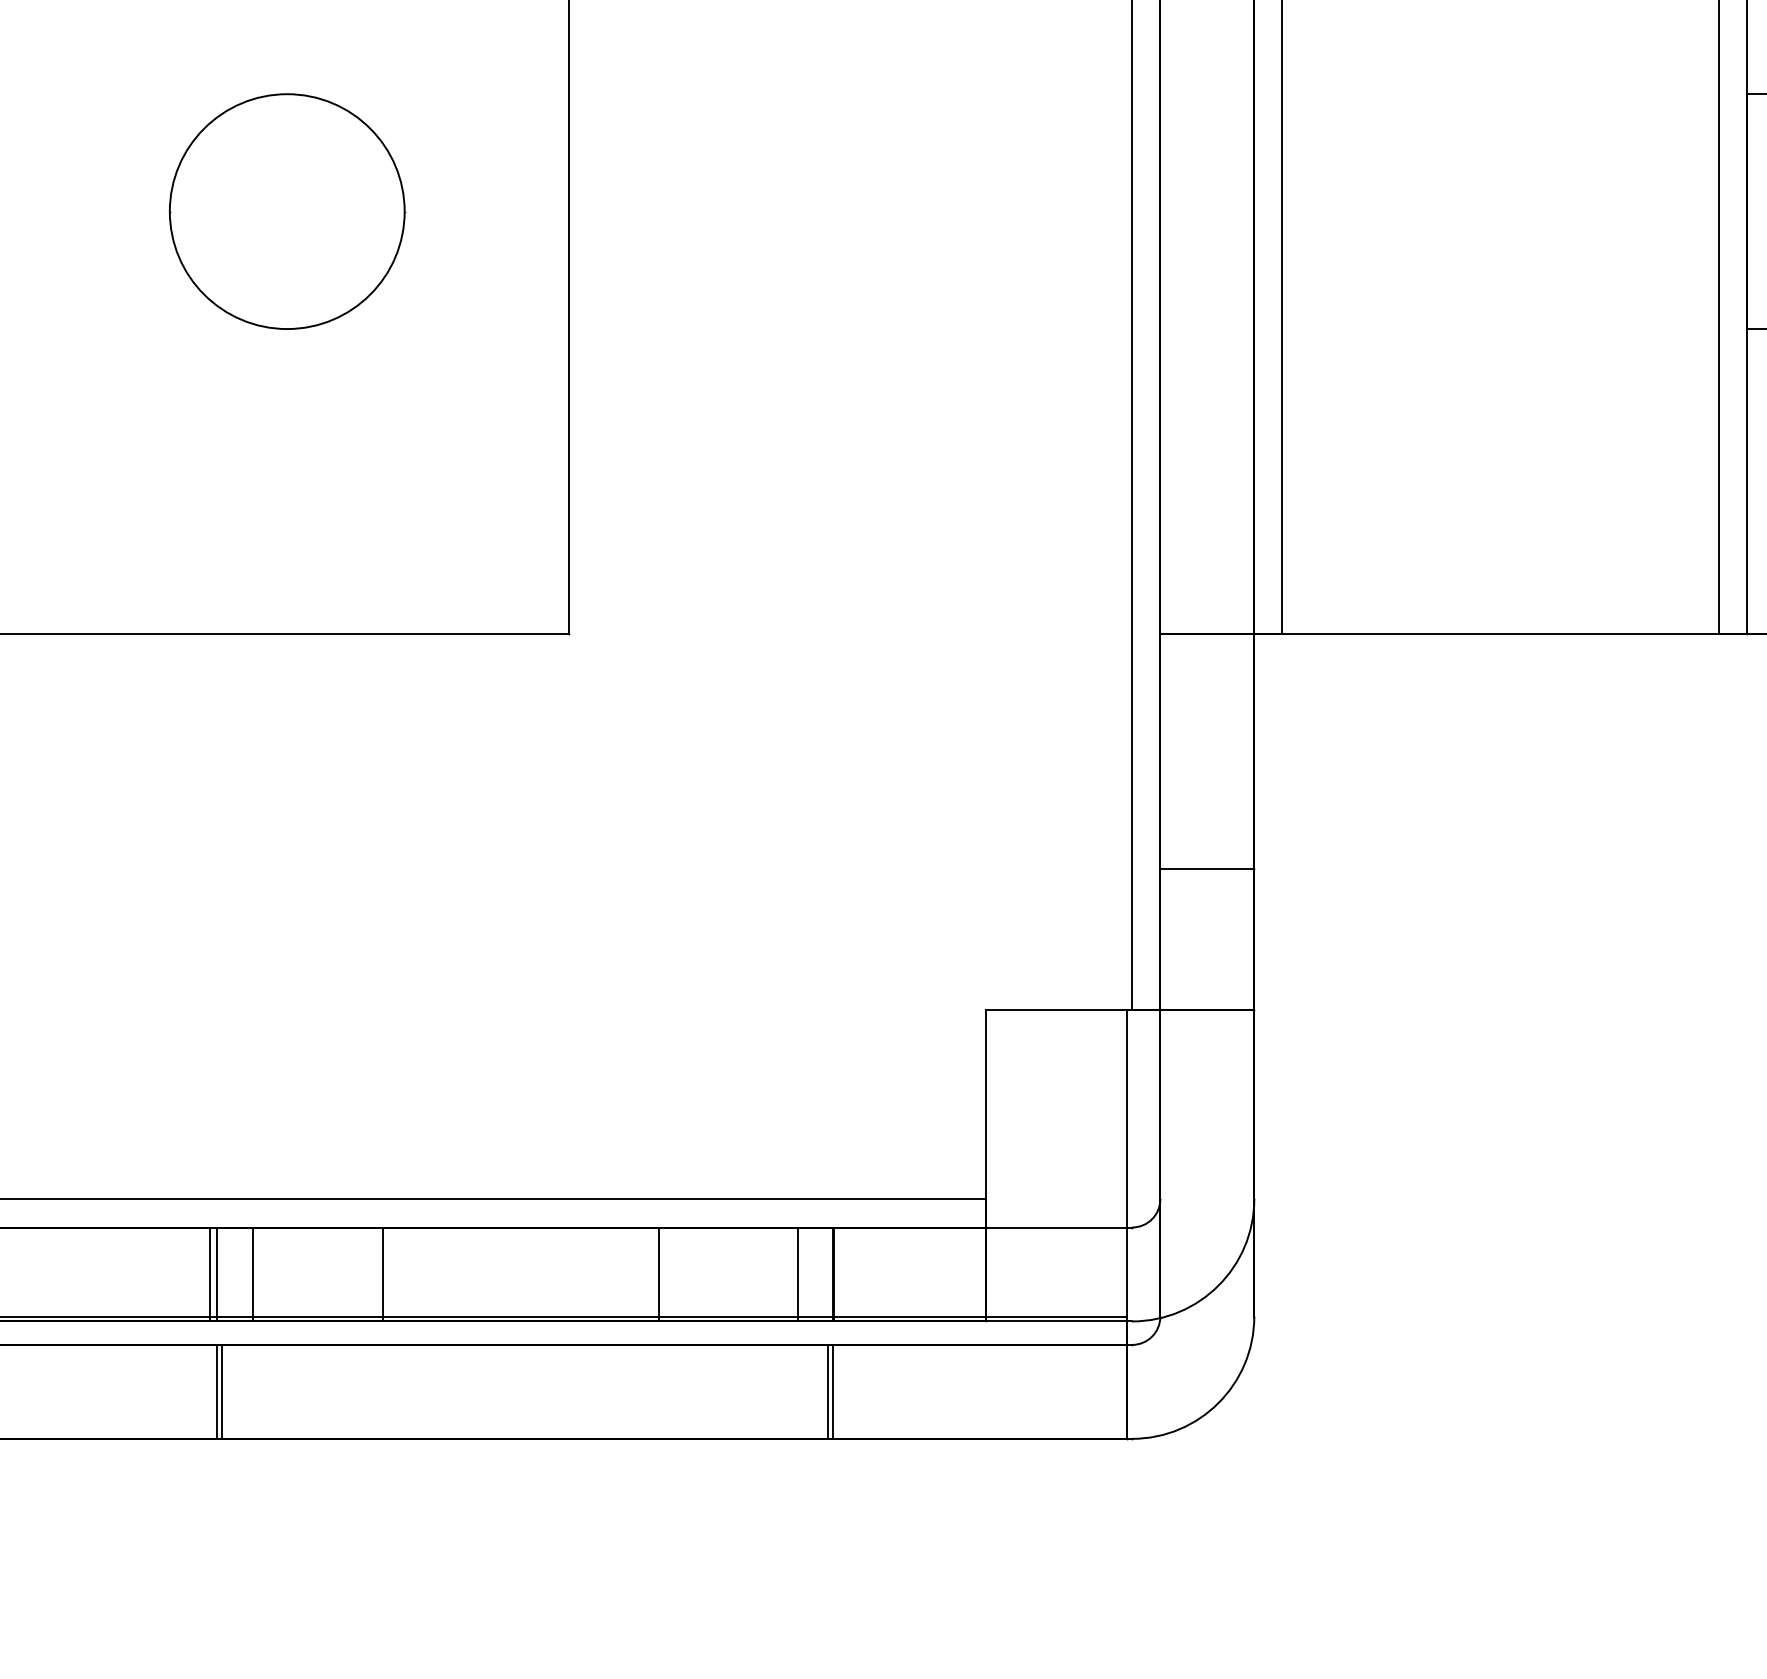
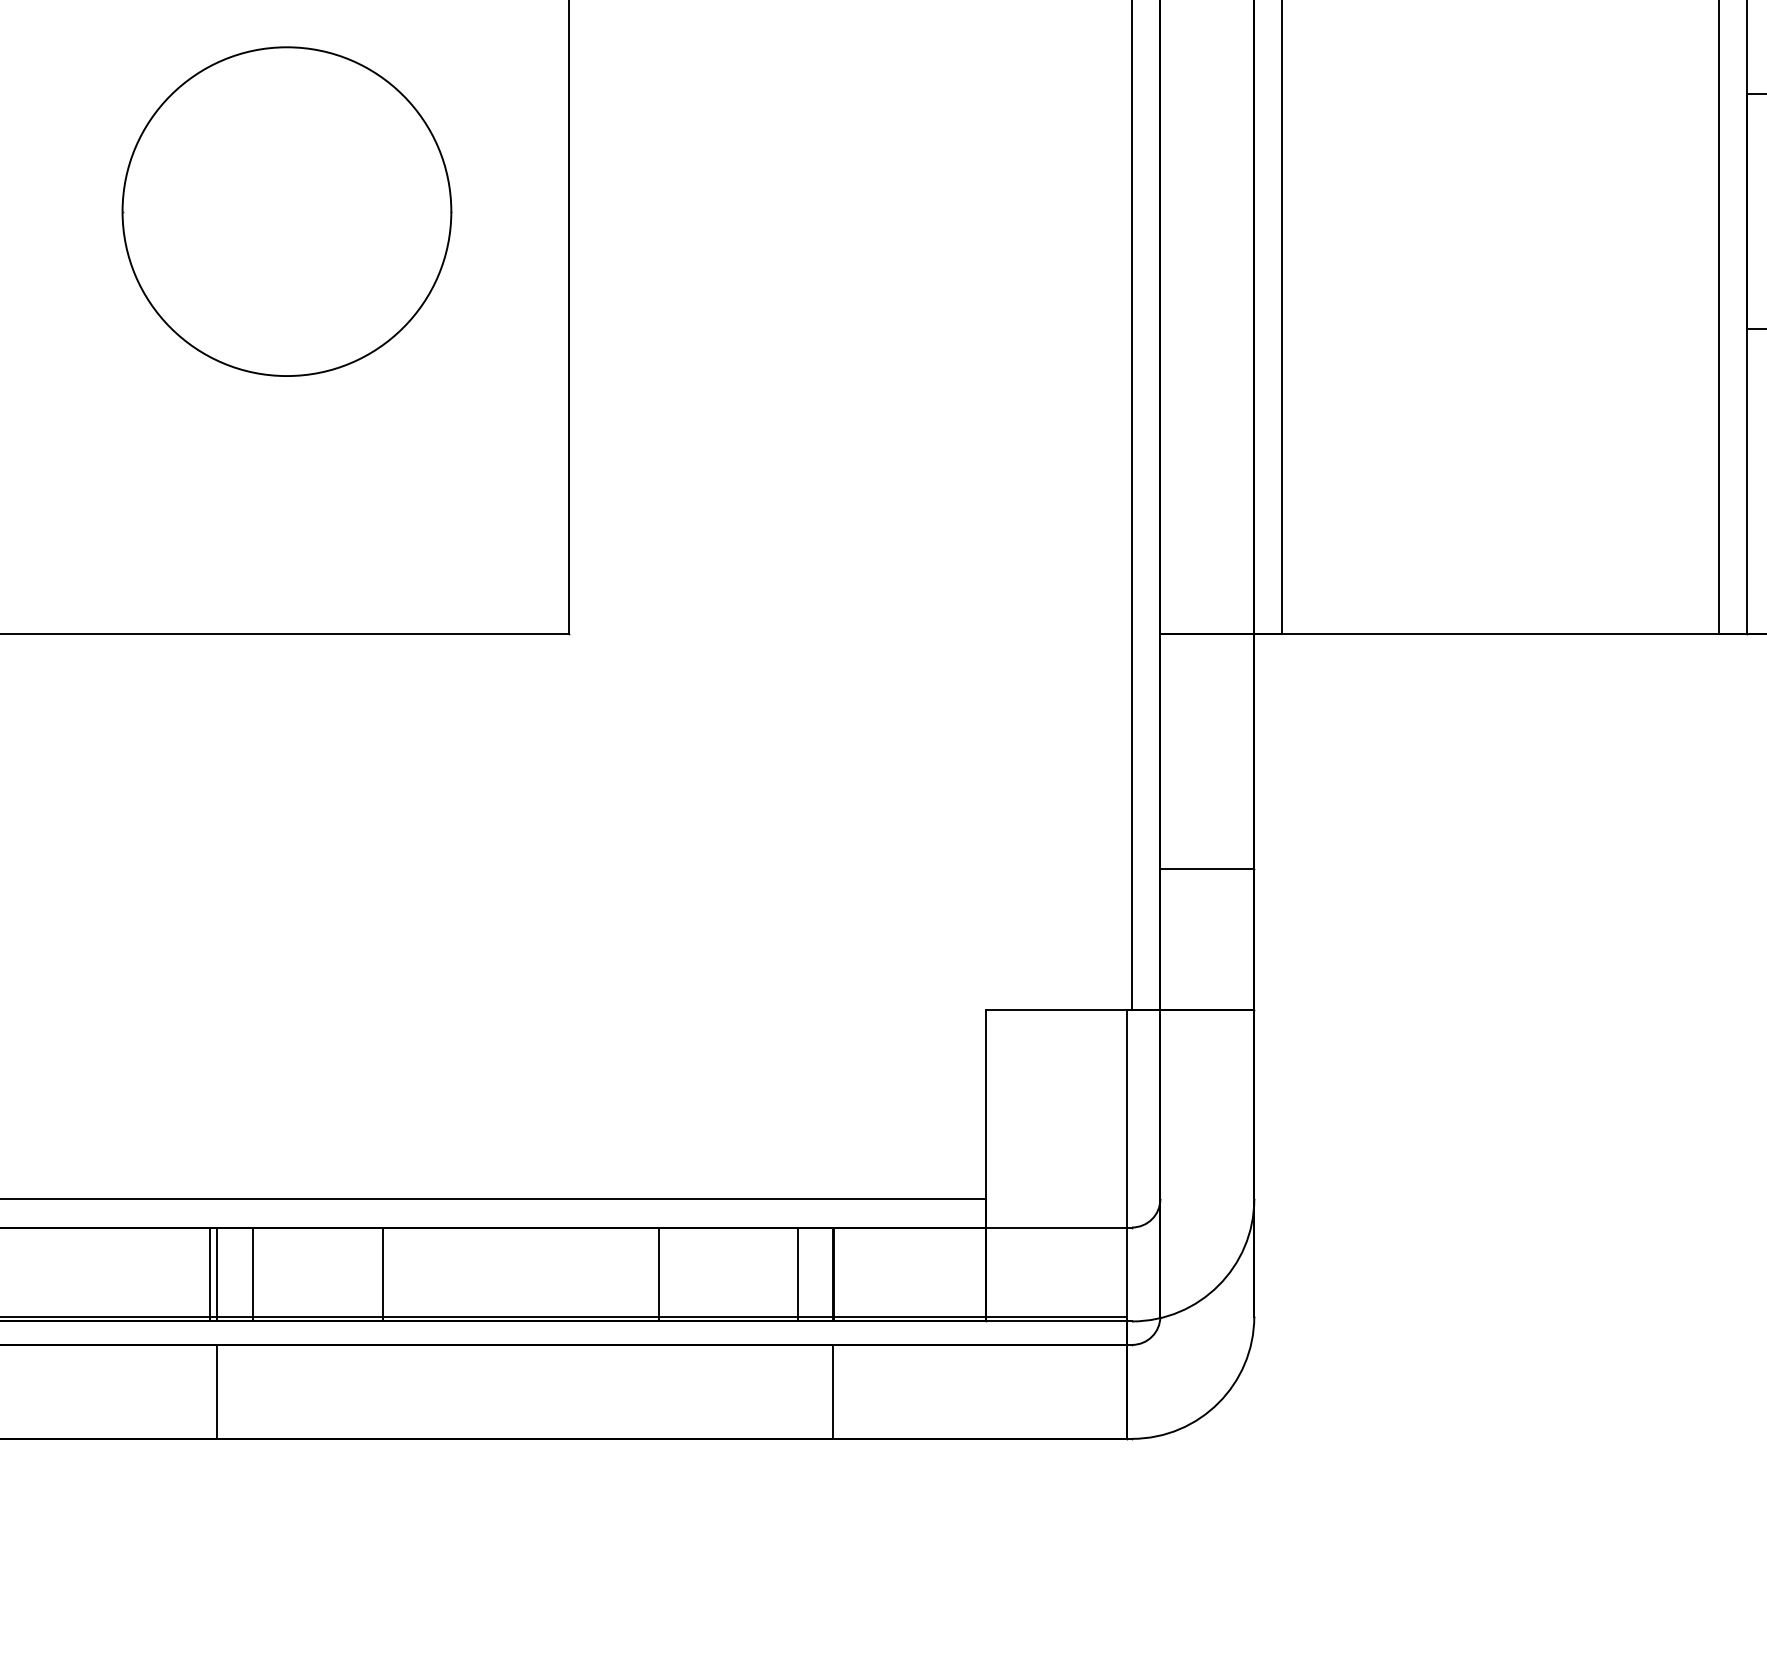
part size: 238x237 px -> 332x331 px (286, 211)
line: present -> none (221, 1391)
line: present -> none (827, 1391)
